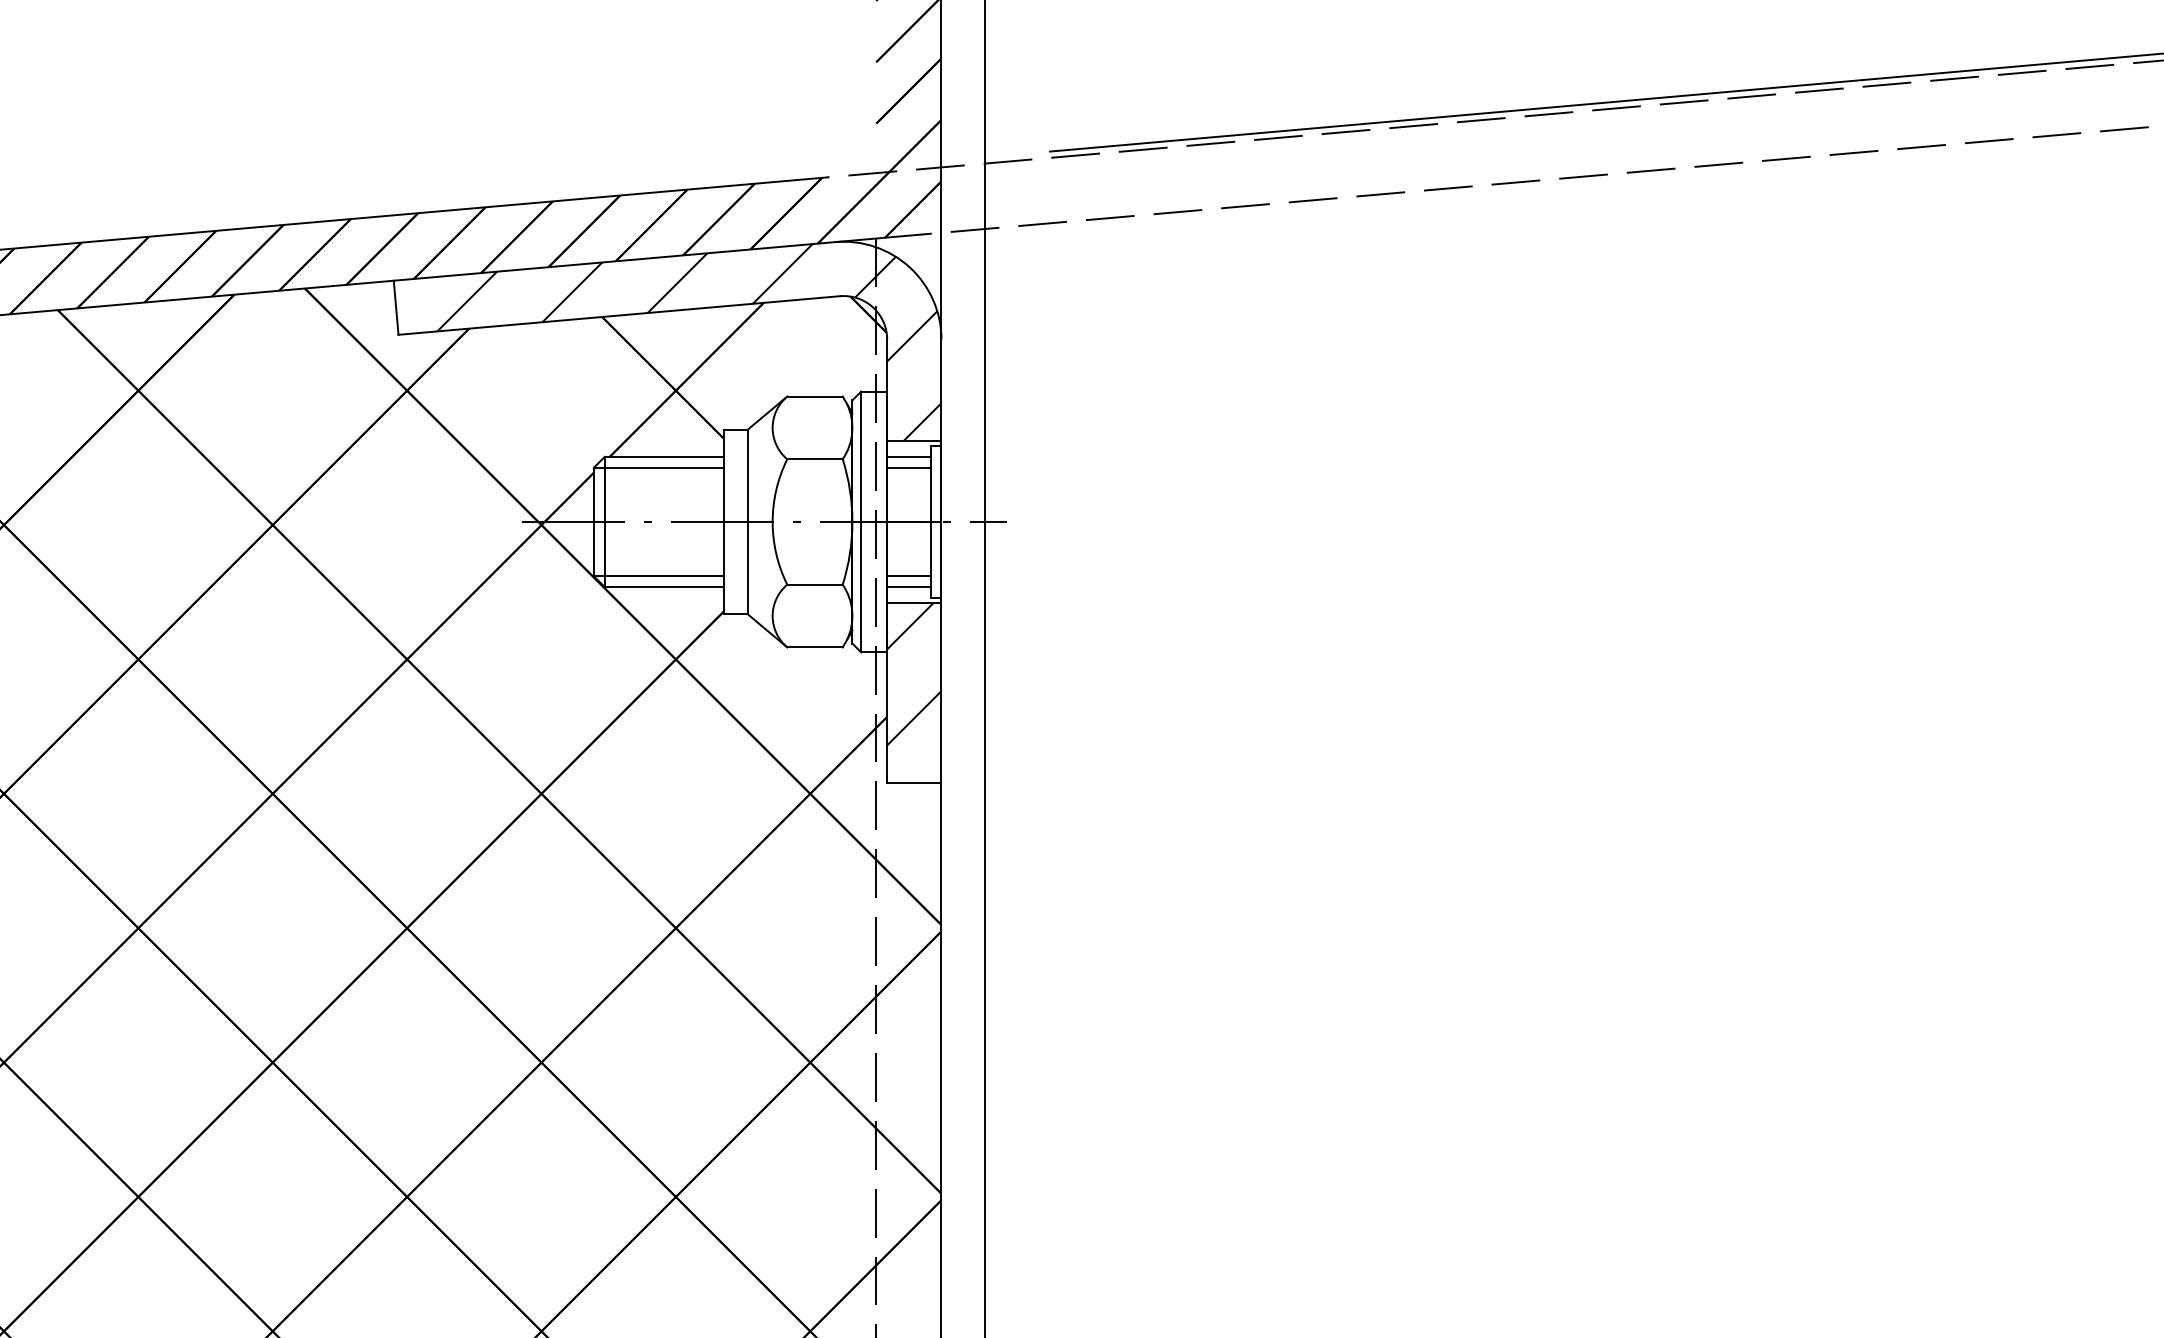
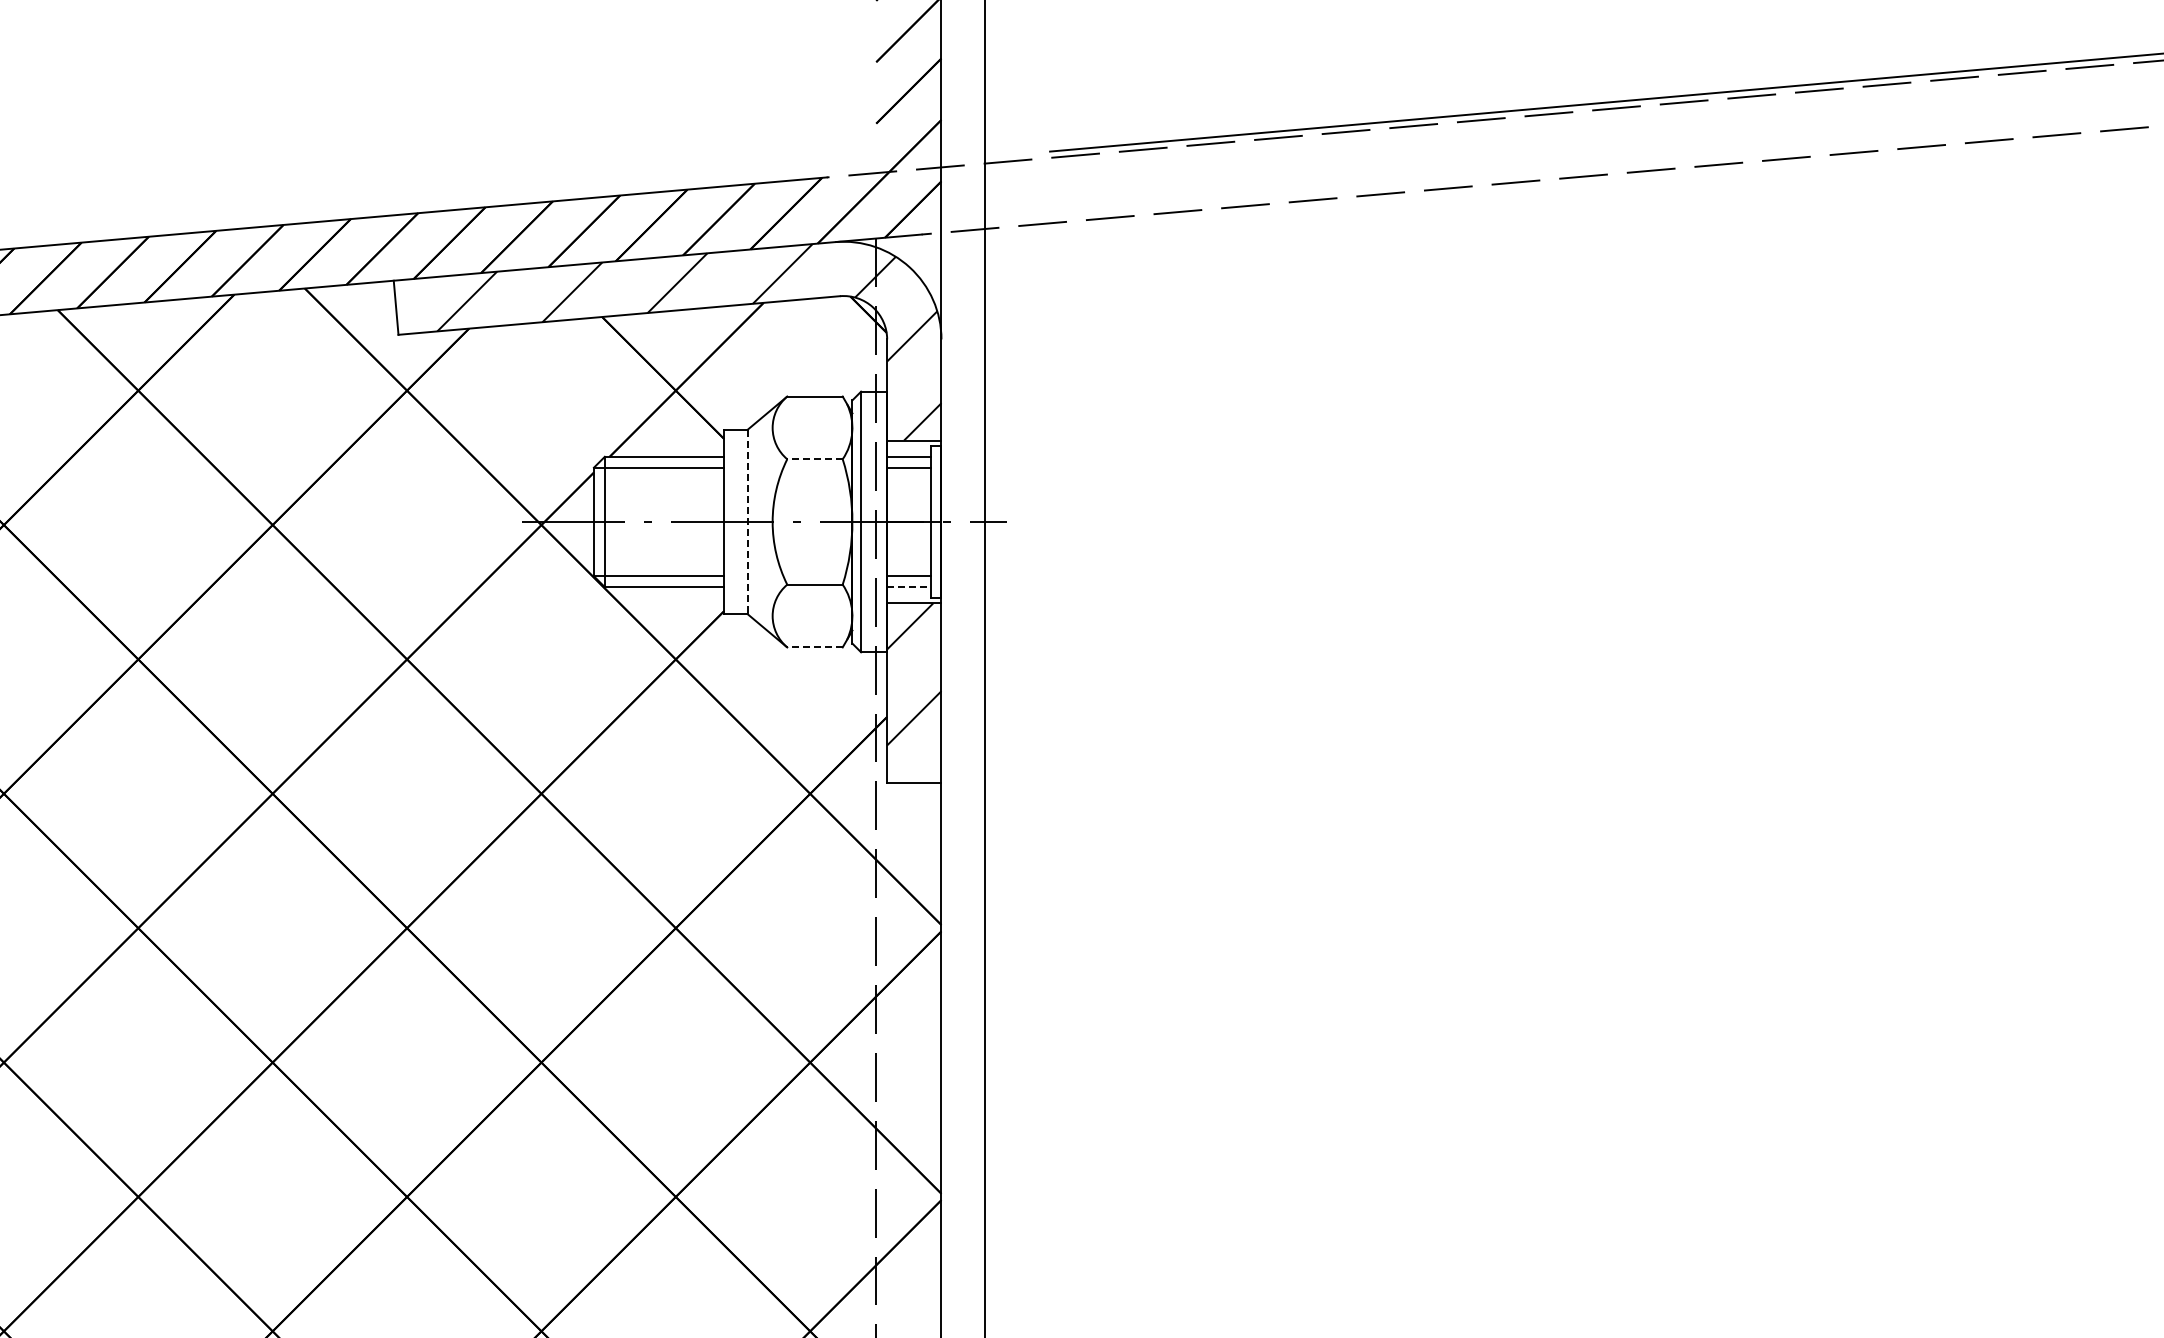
line: solid -> dashed (814, 459)
line: solid -> dashed (747, 522)
line: solid -> dashed (908, 587)
line: solid -> dashed (814, 647)
